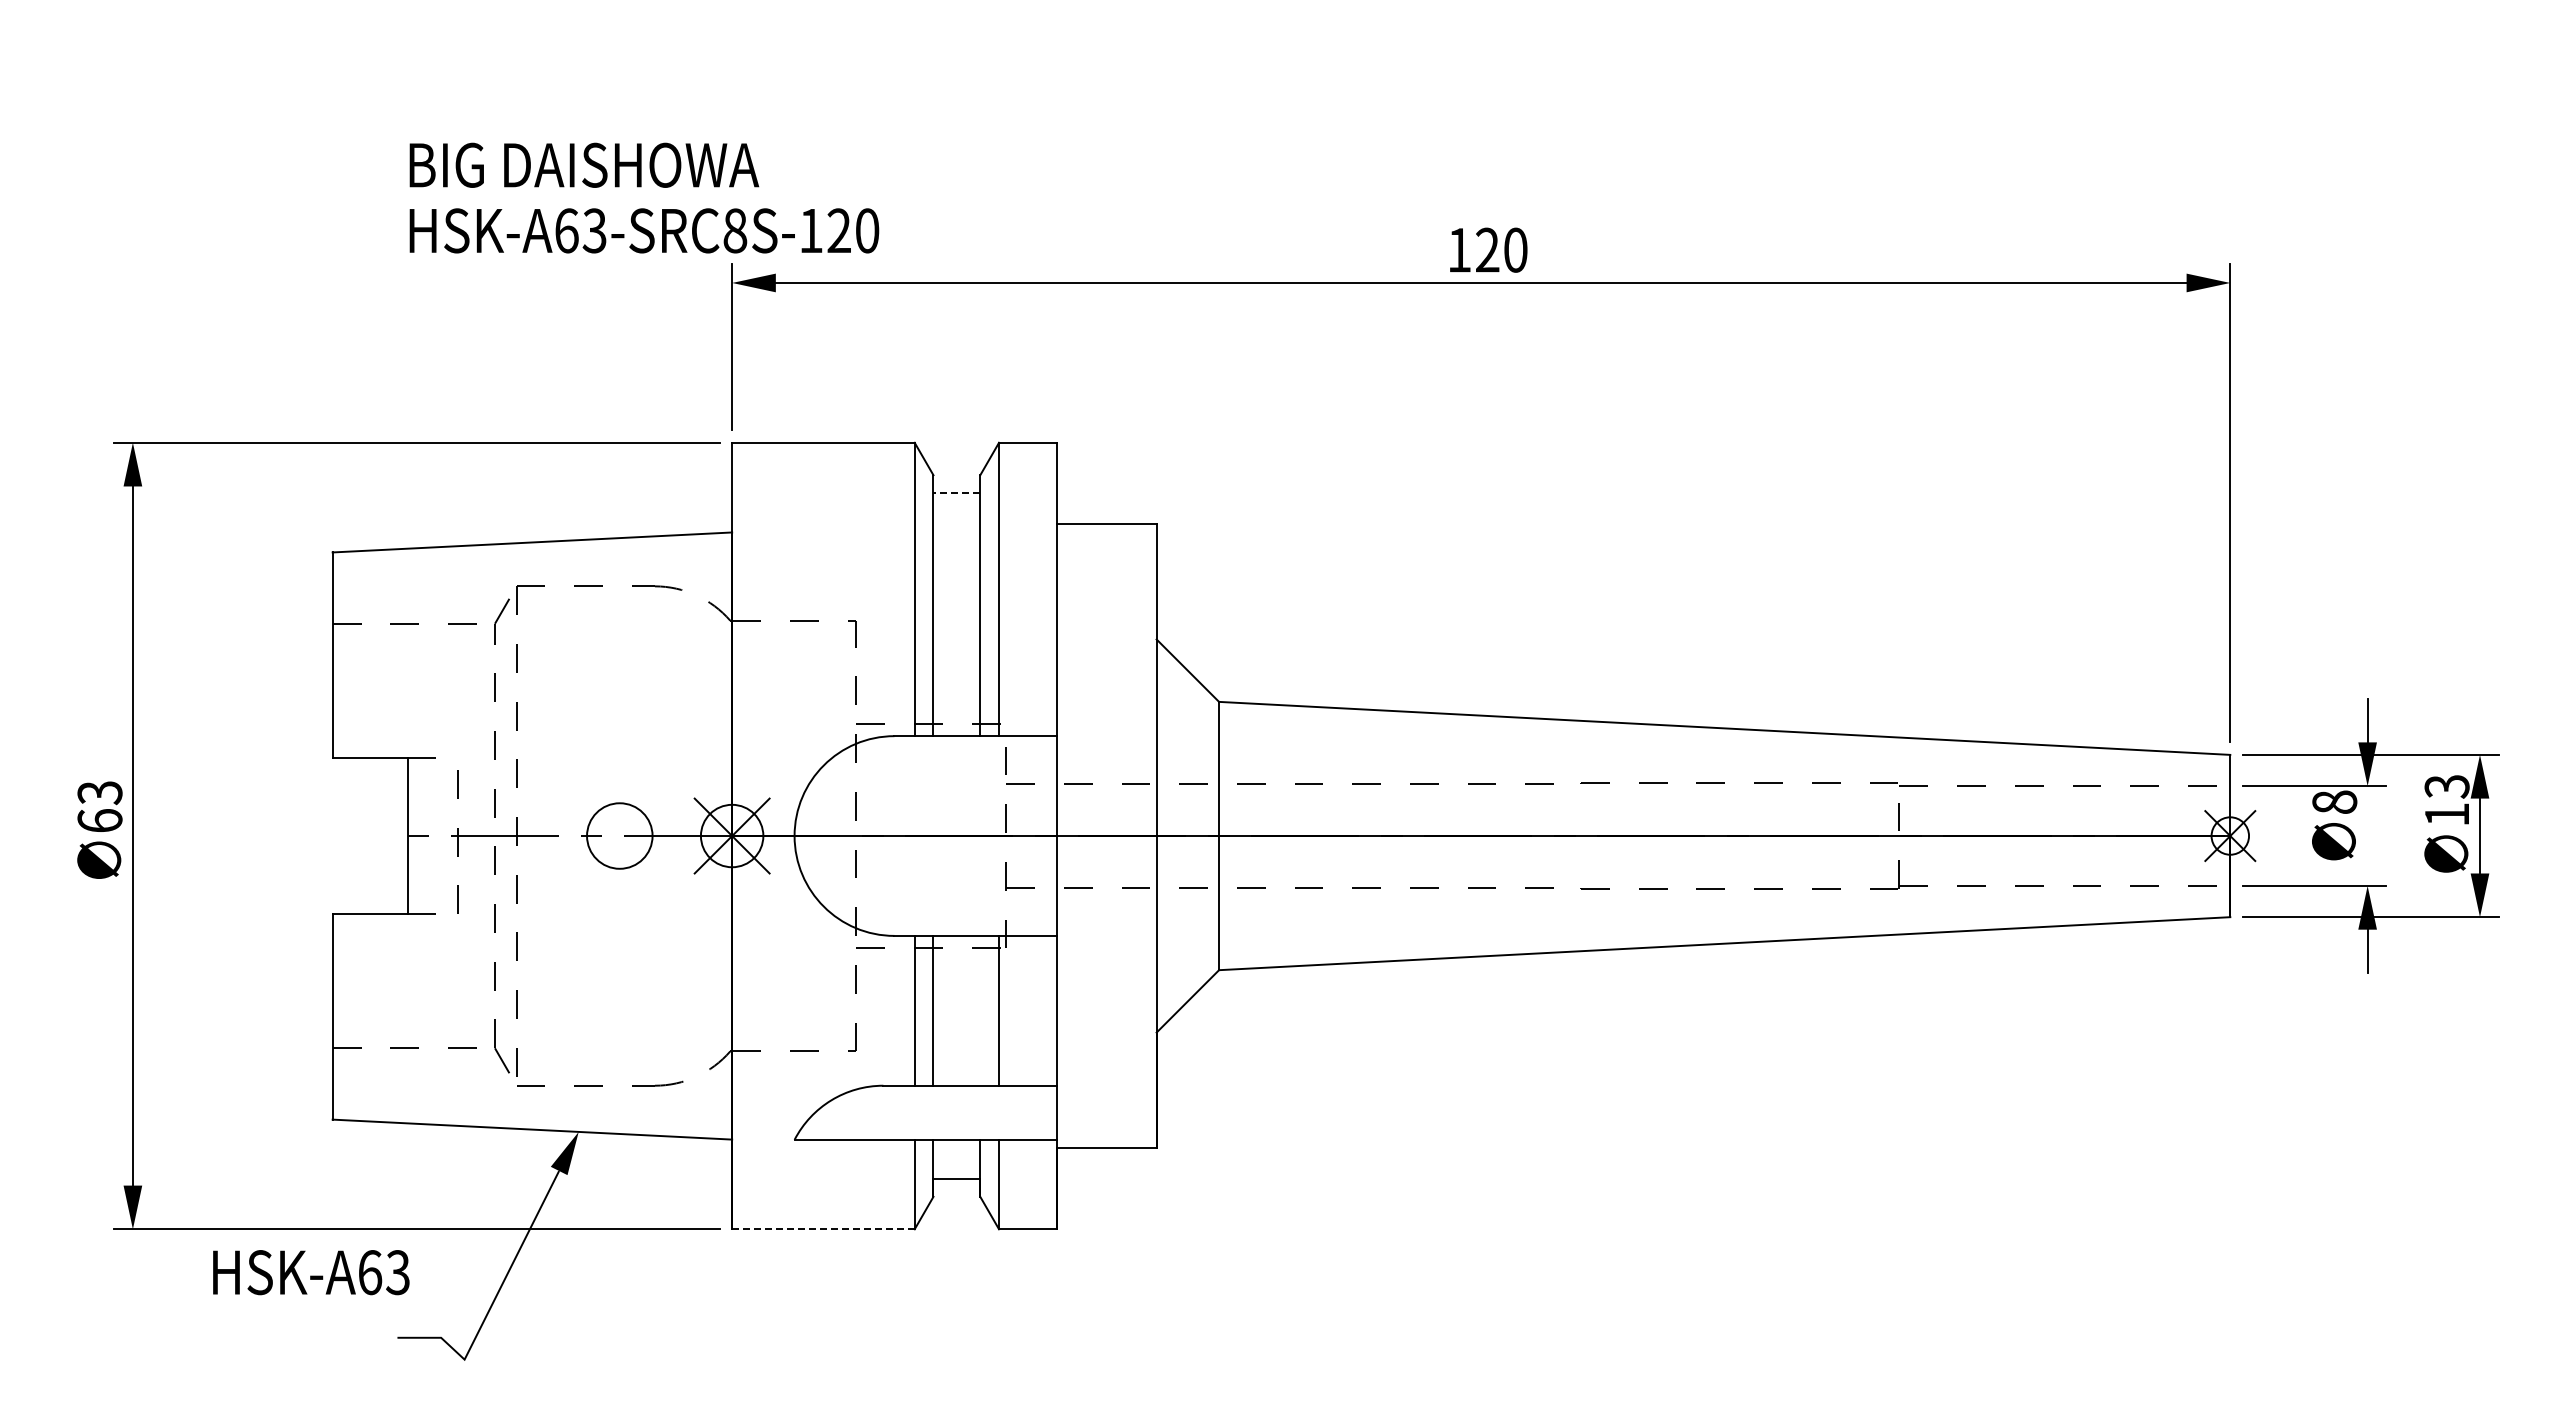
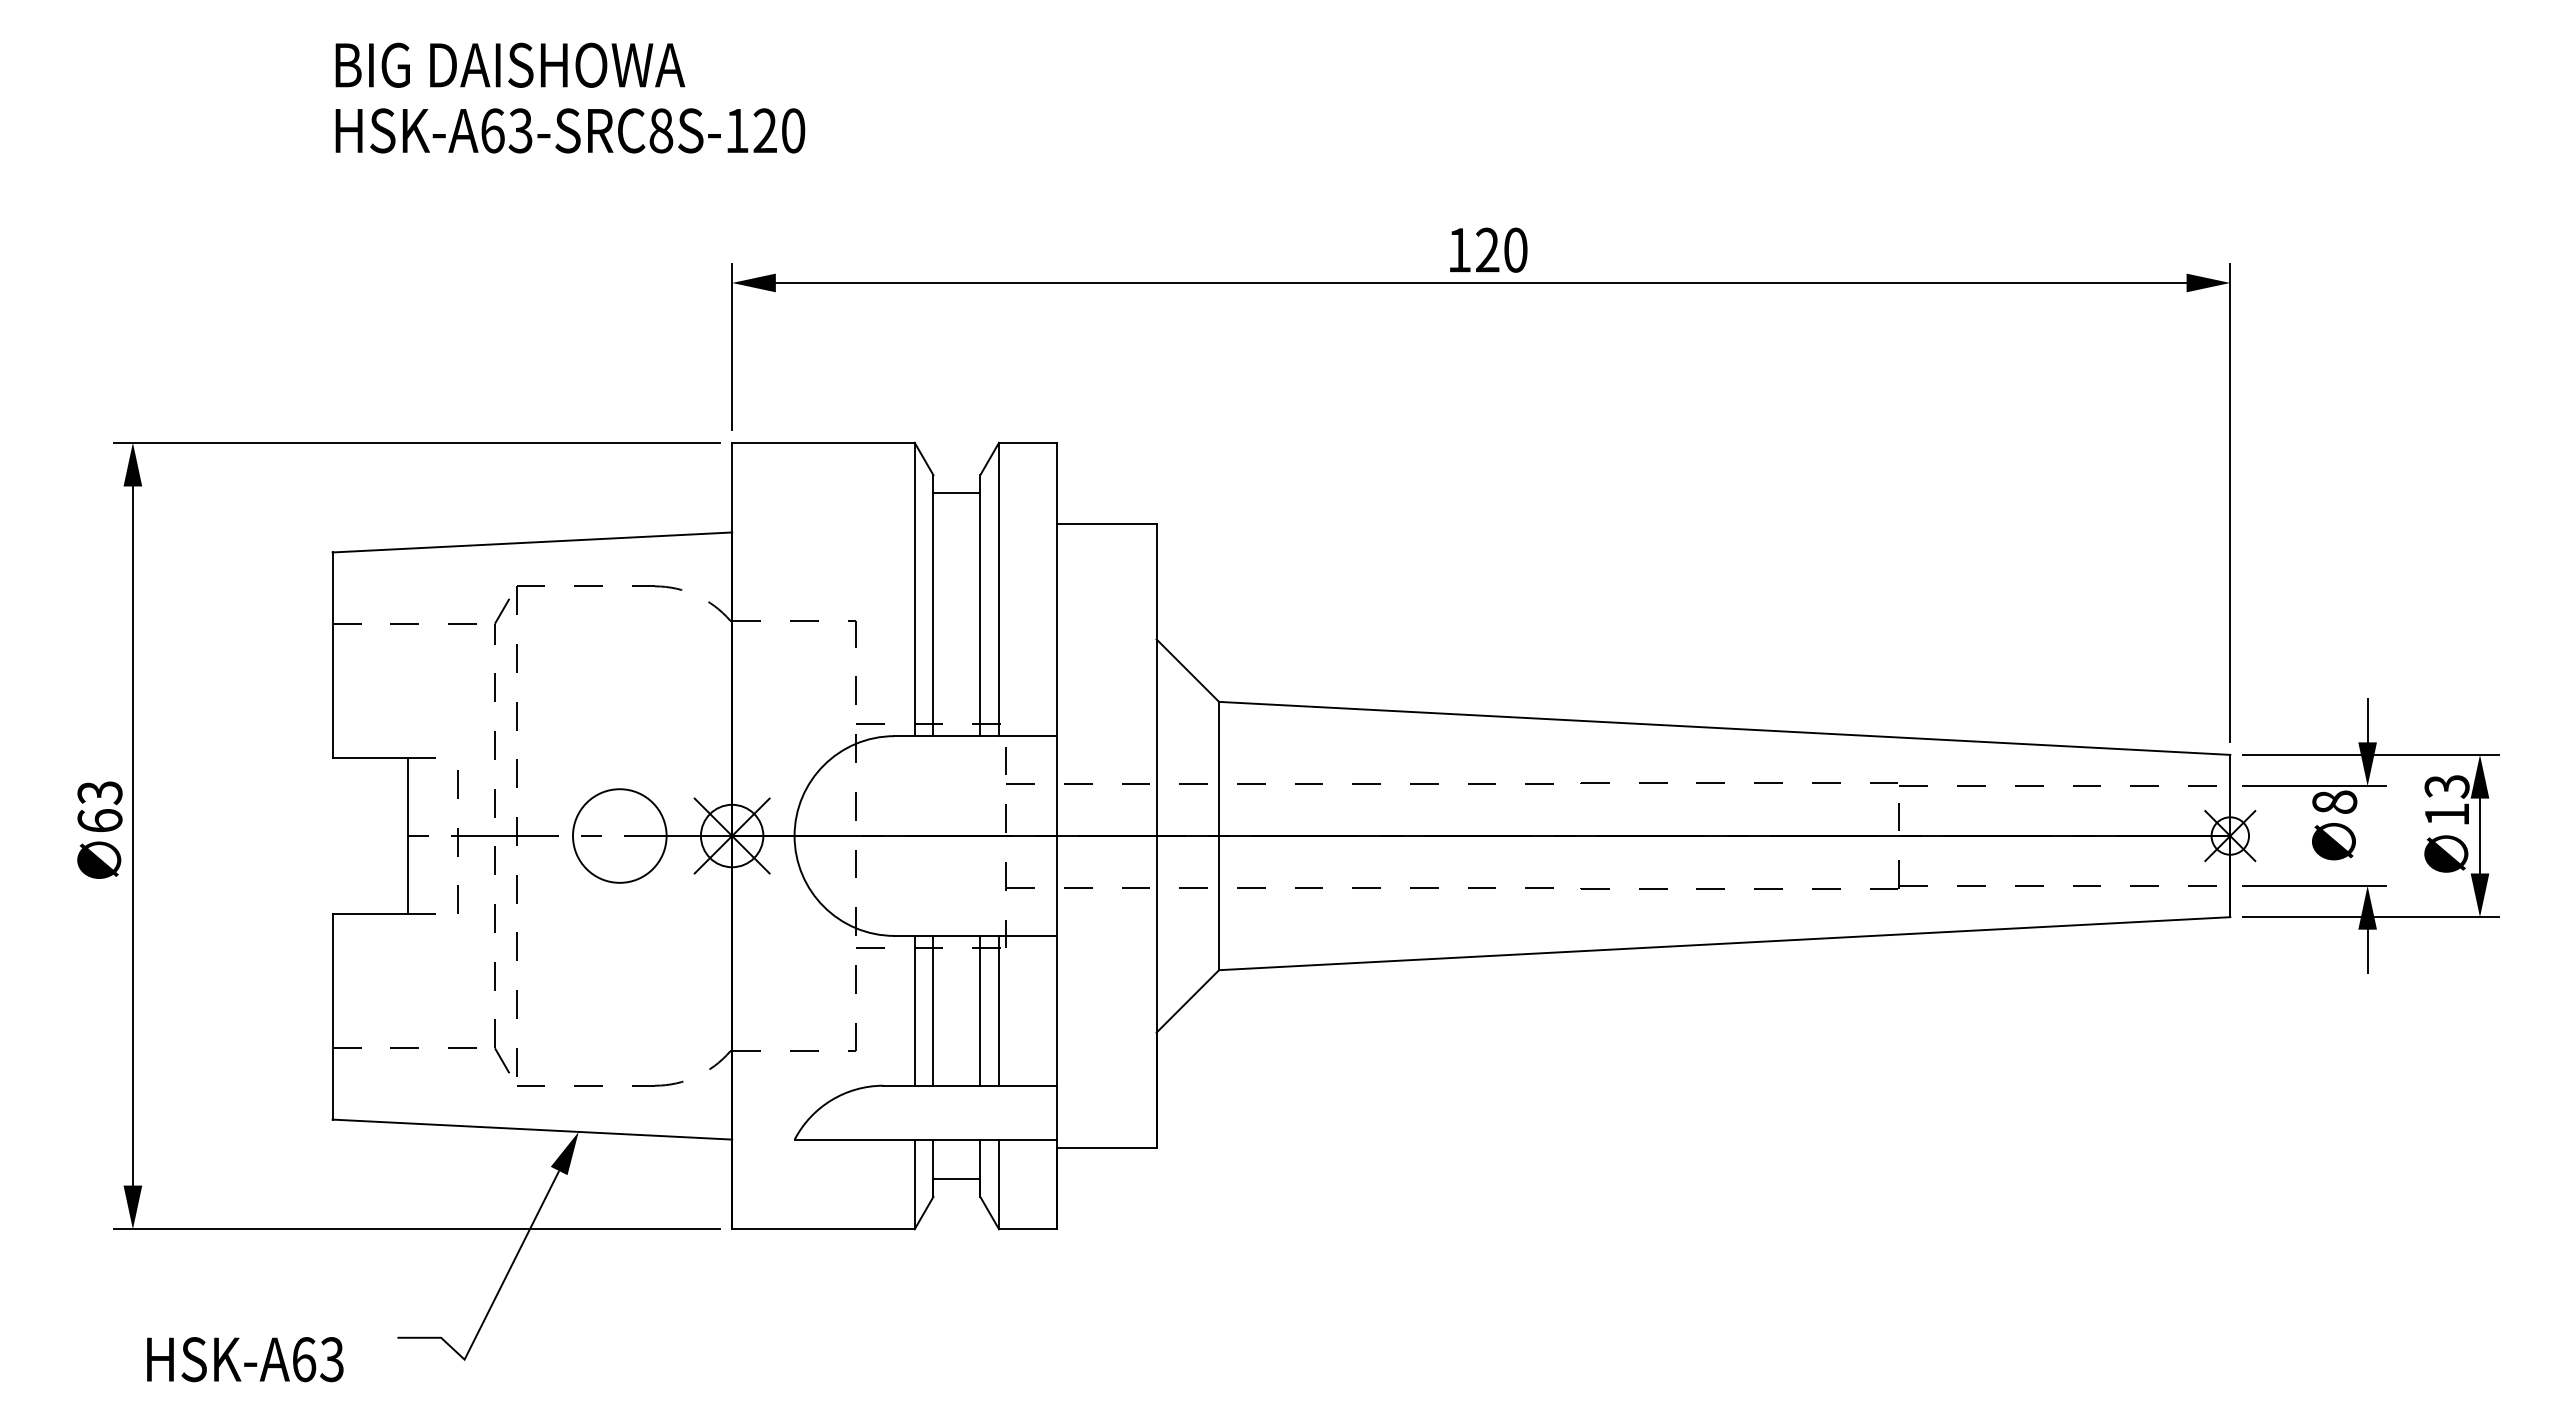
text position: (644, 197) -> (570, 97) (570, 97)
line: dashed -> solid (956, 492)
circle diameter: 66 px -> 94 px (619, 835)
line: none -> present (980, 1010)
line: dashed -> solid (823, 1229)
text position: (311, 1272) -> (245, 1359) (245, 1359)
